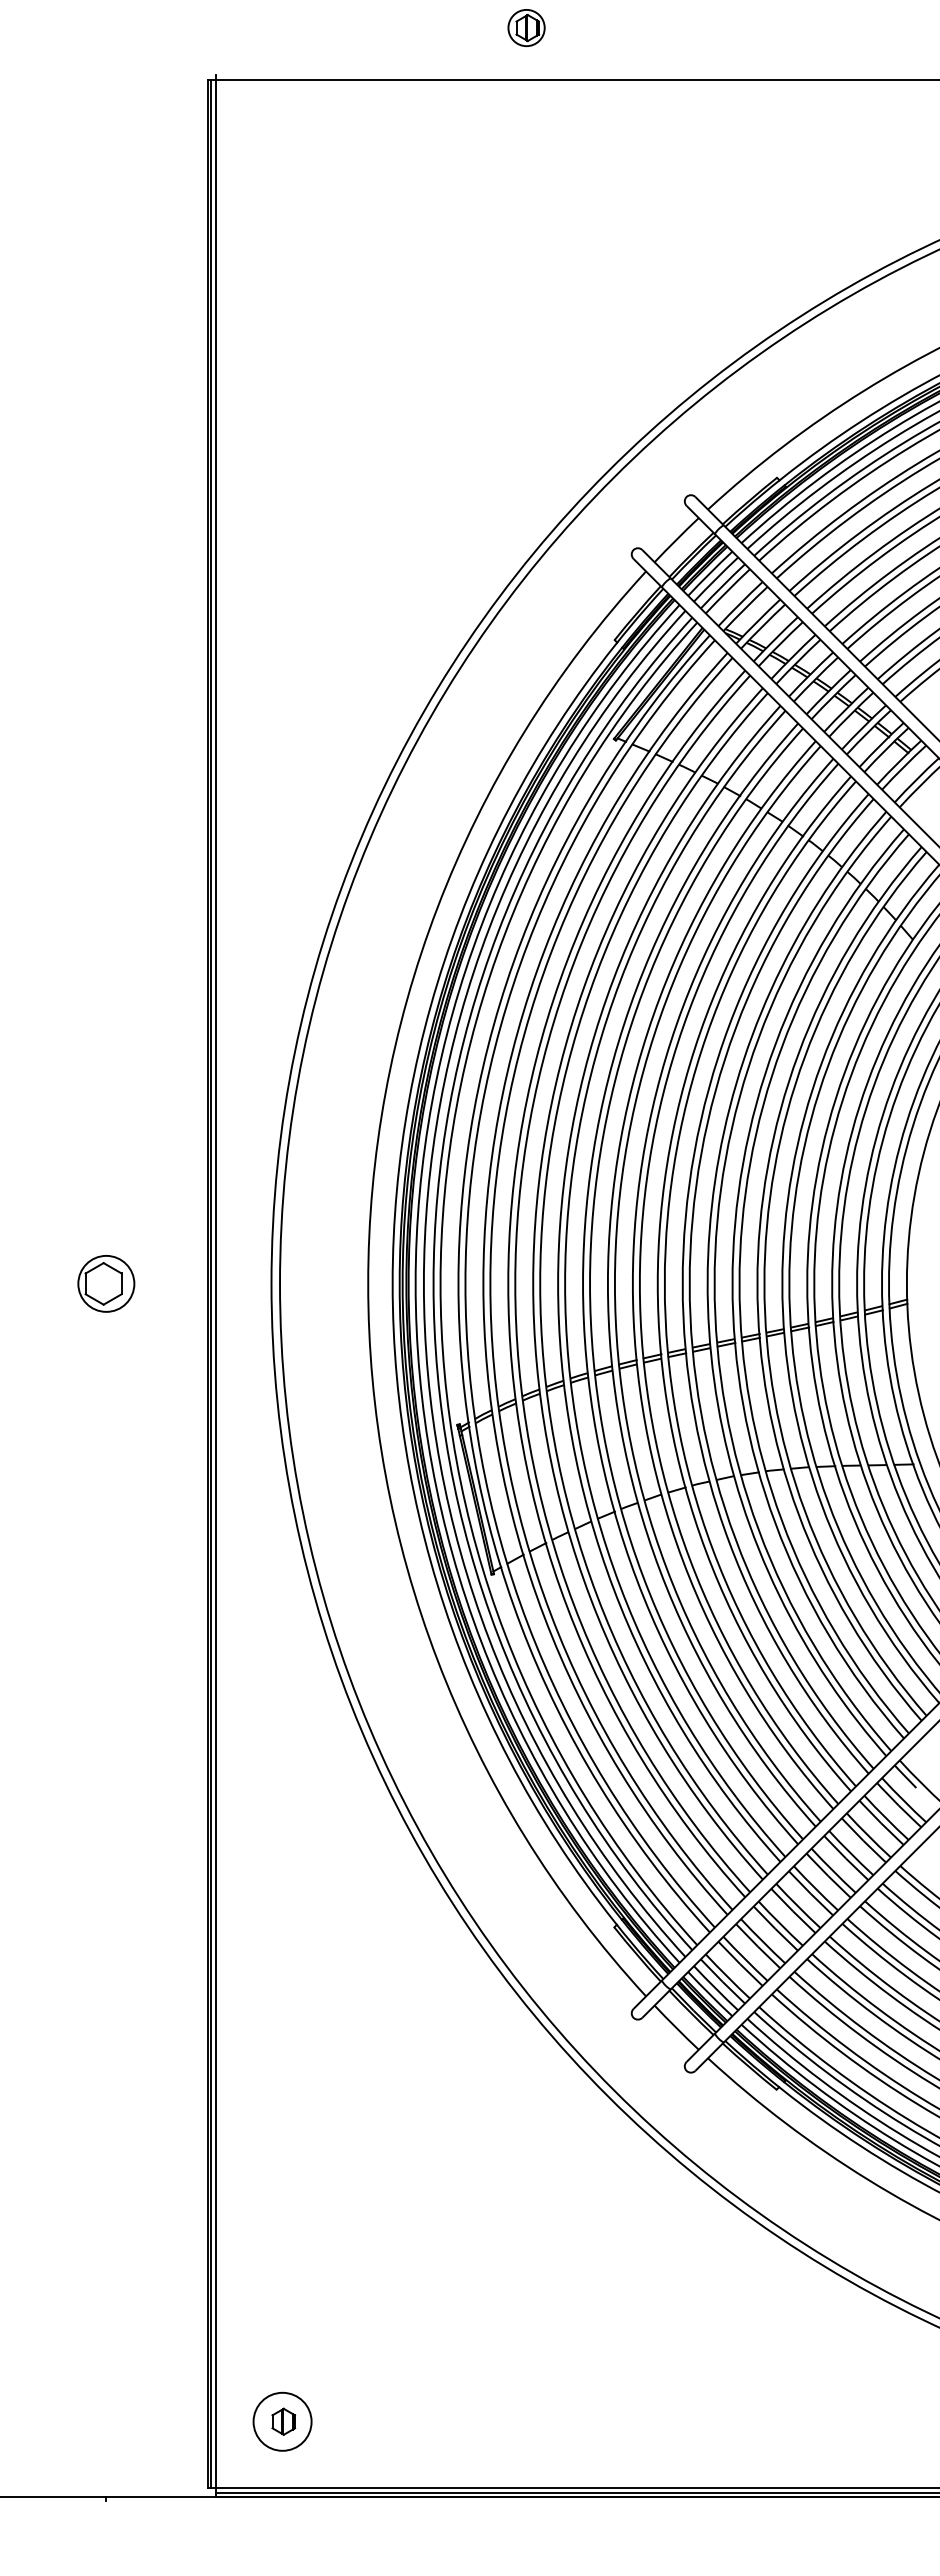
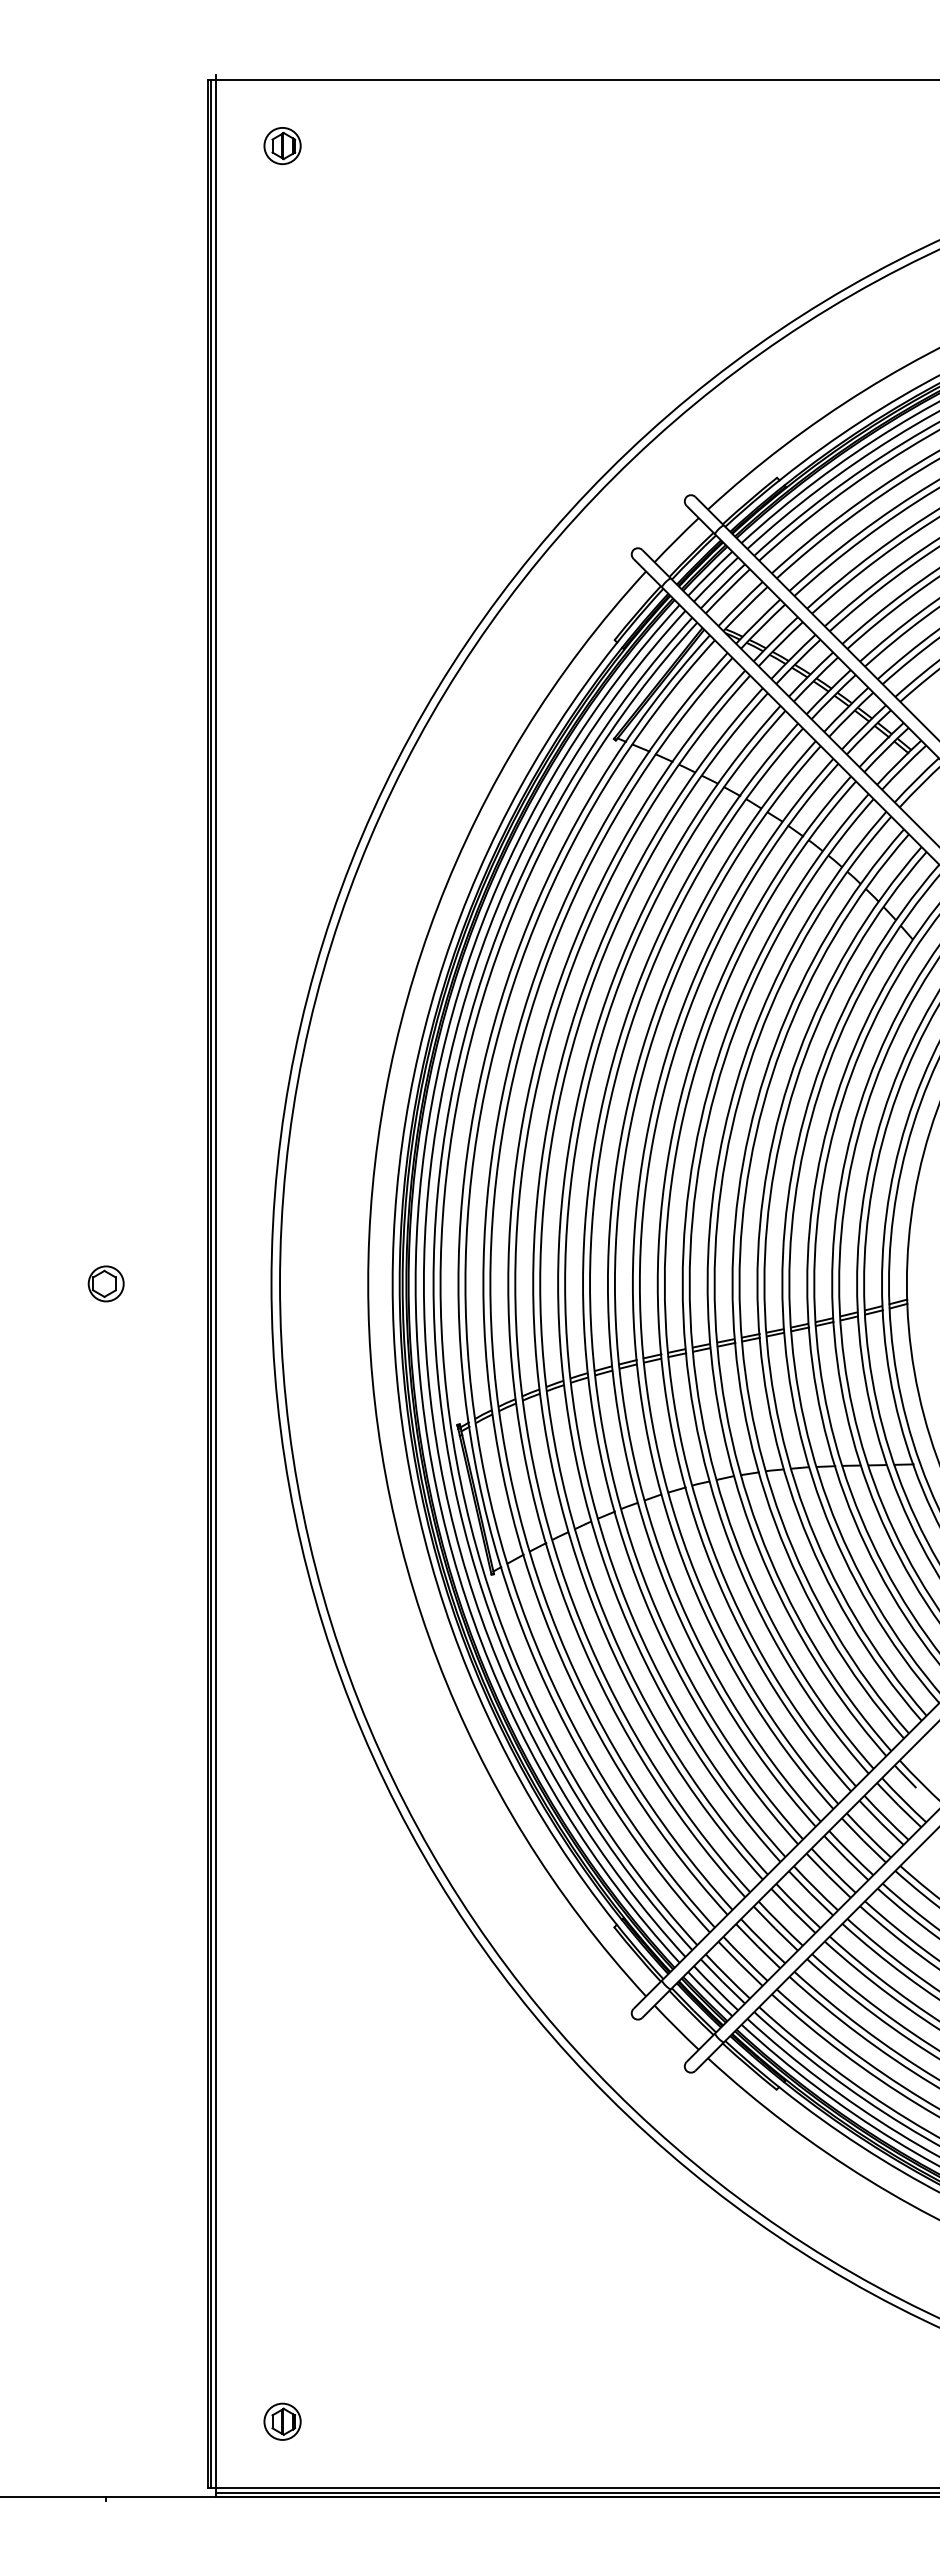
part position: (526, 28) -> (282, 146) (282, 146)
part size: 59x58 px -> 38x38 px (105, 1283)
circle diameter: 58 px -> 36 px (282, 2421)
